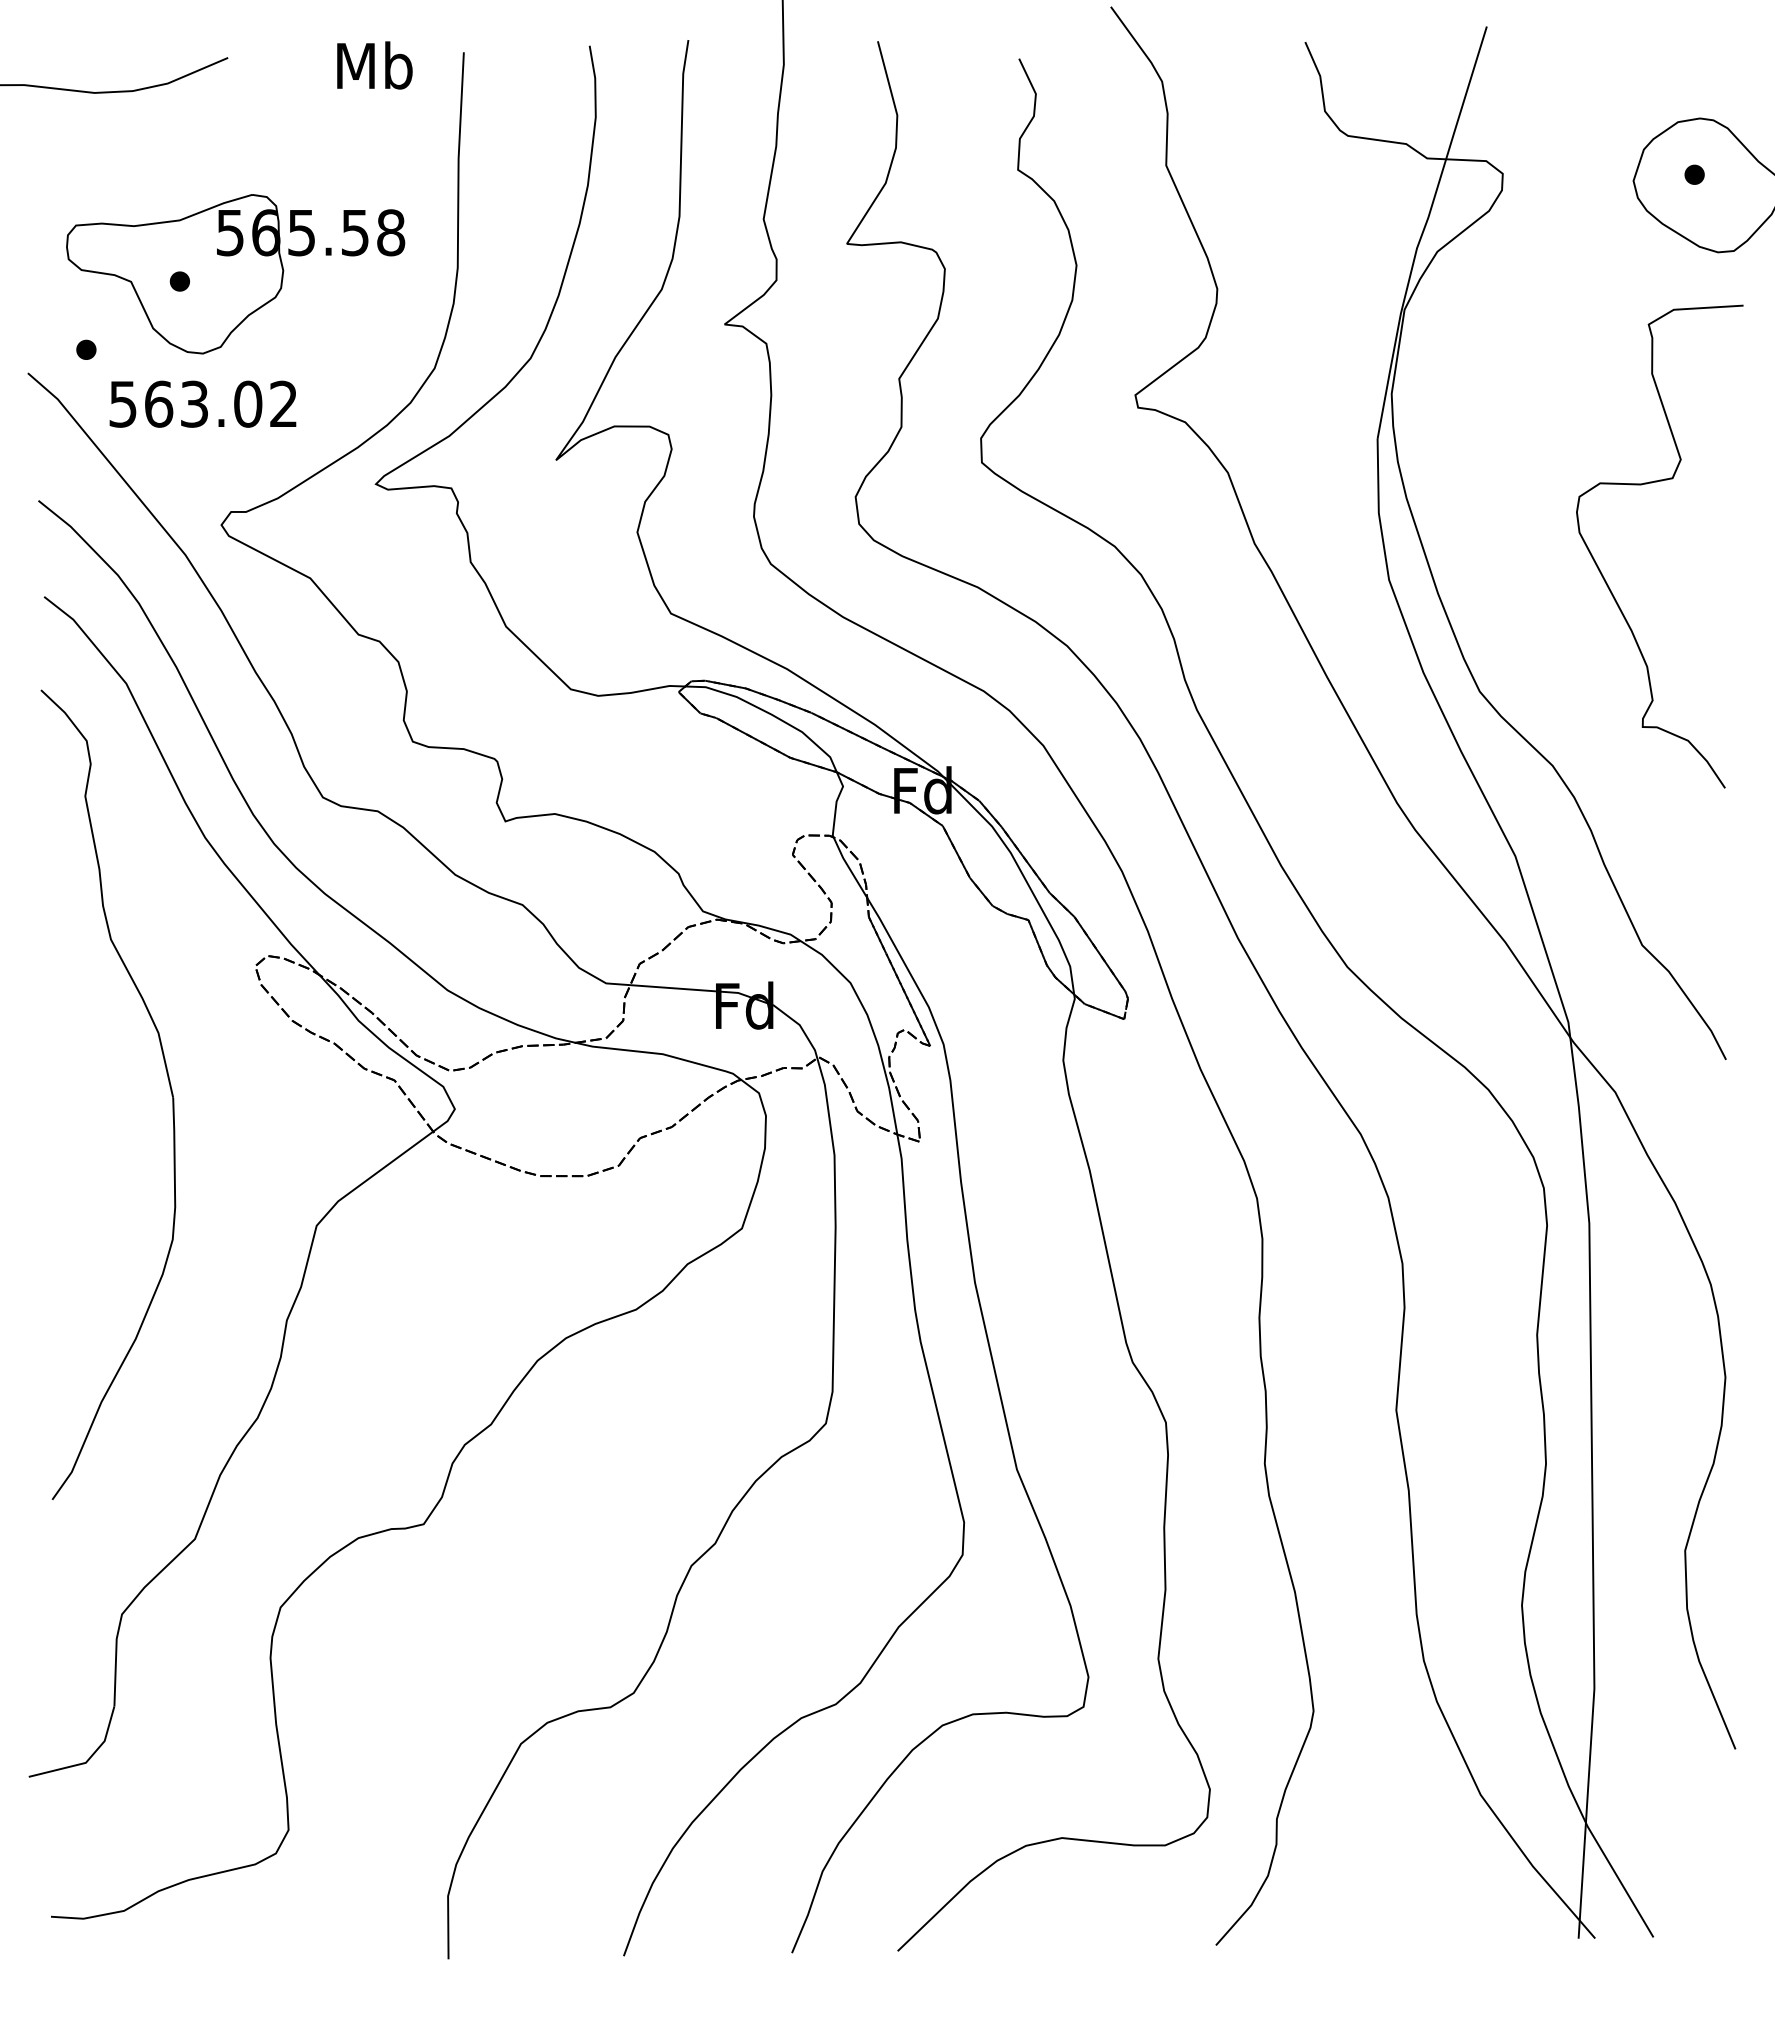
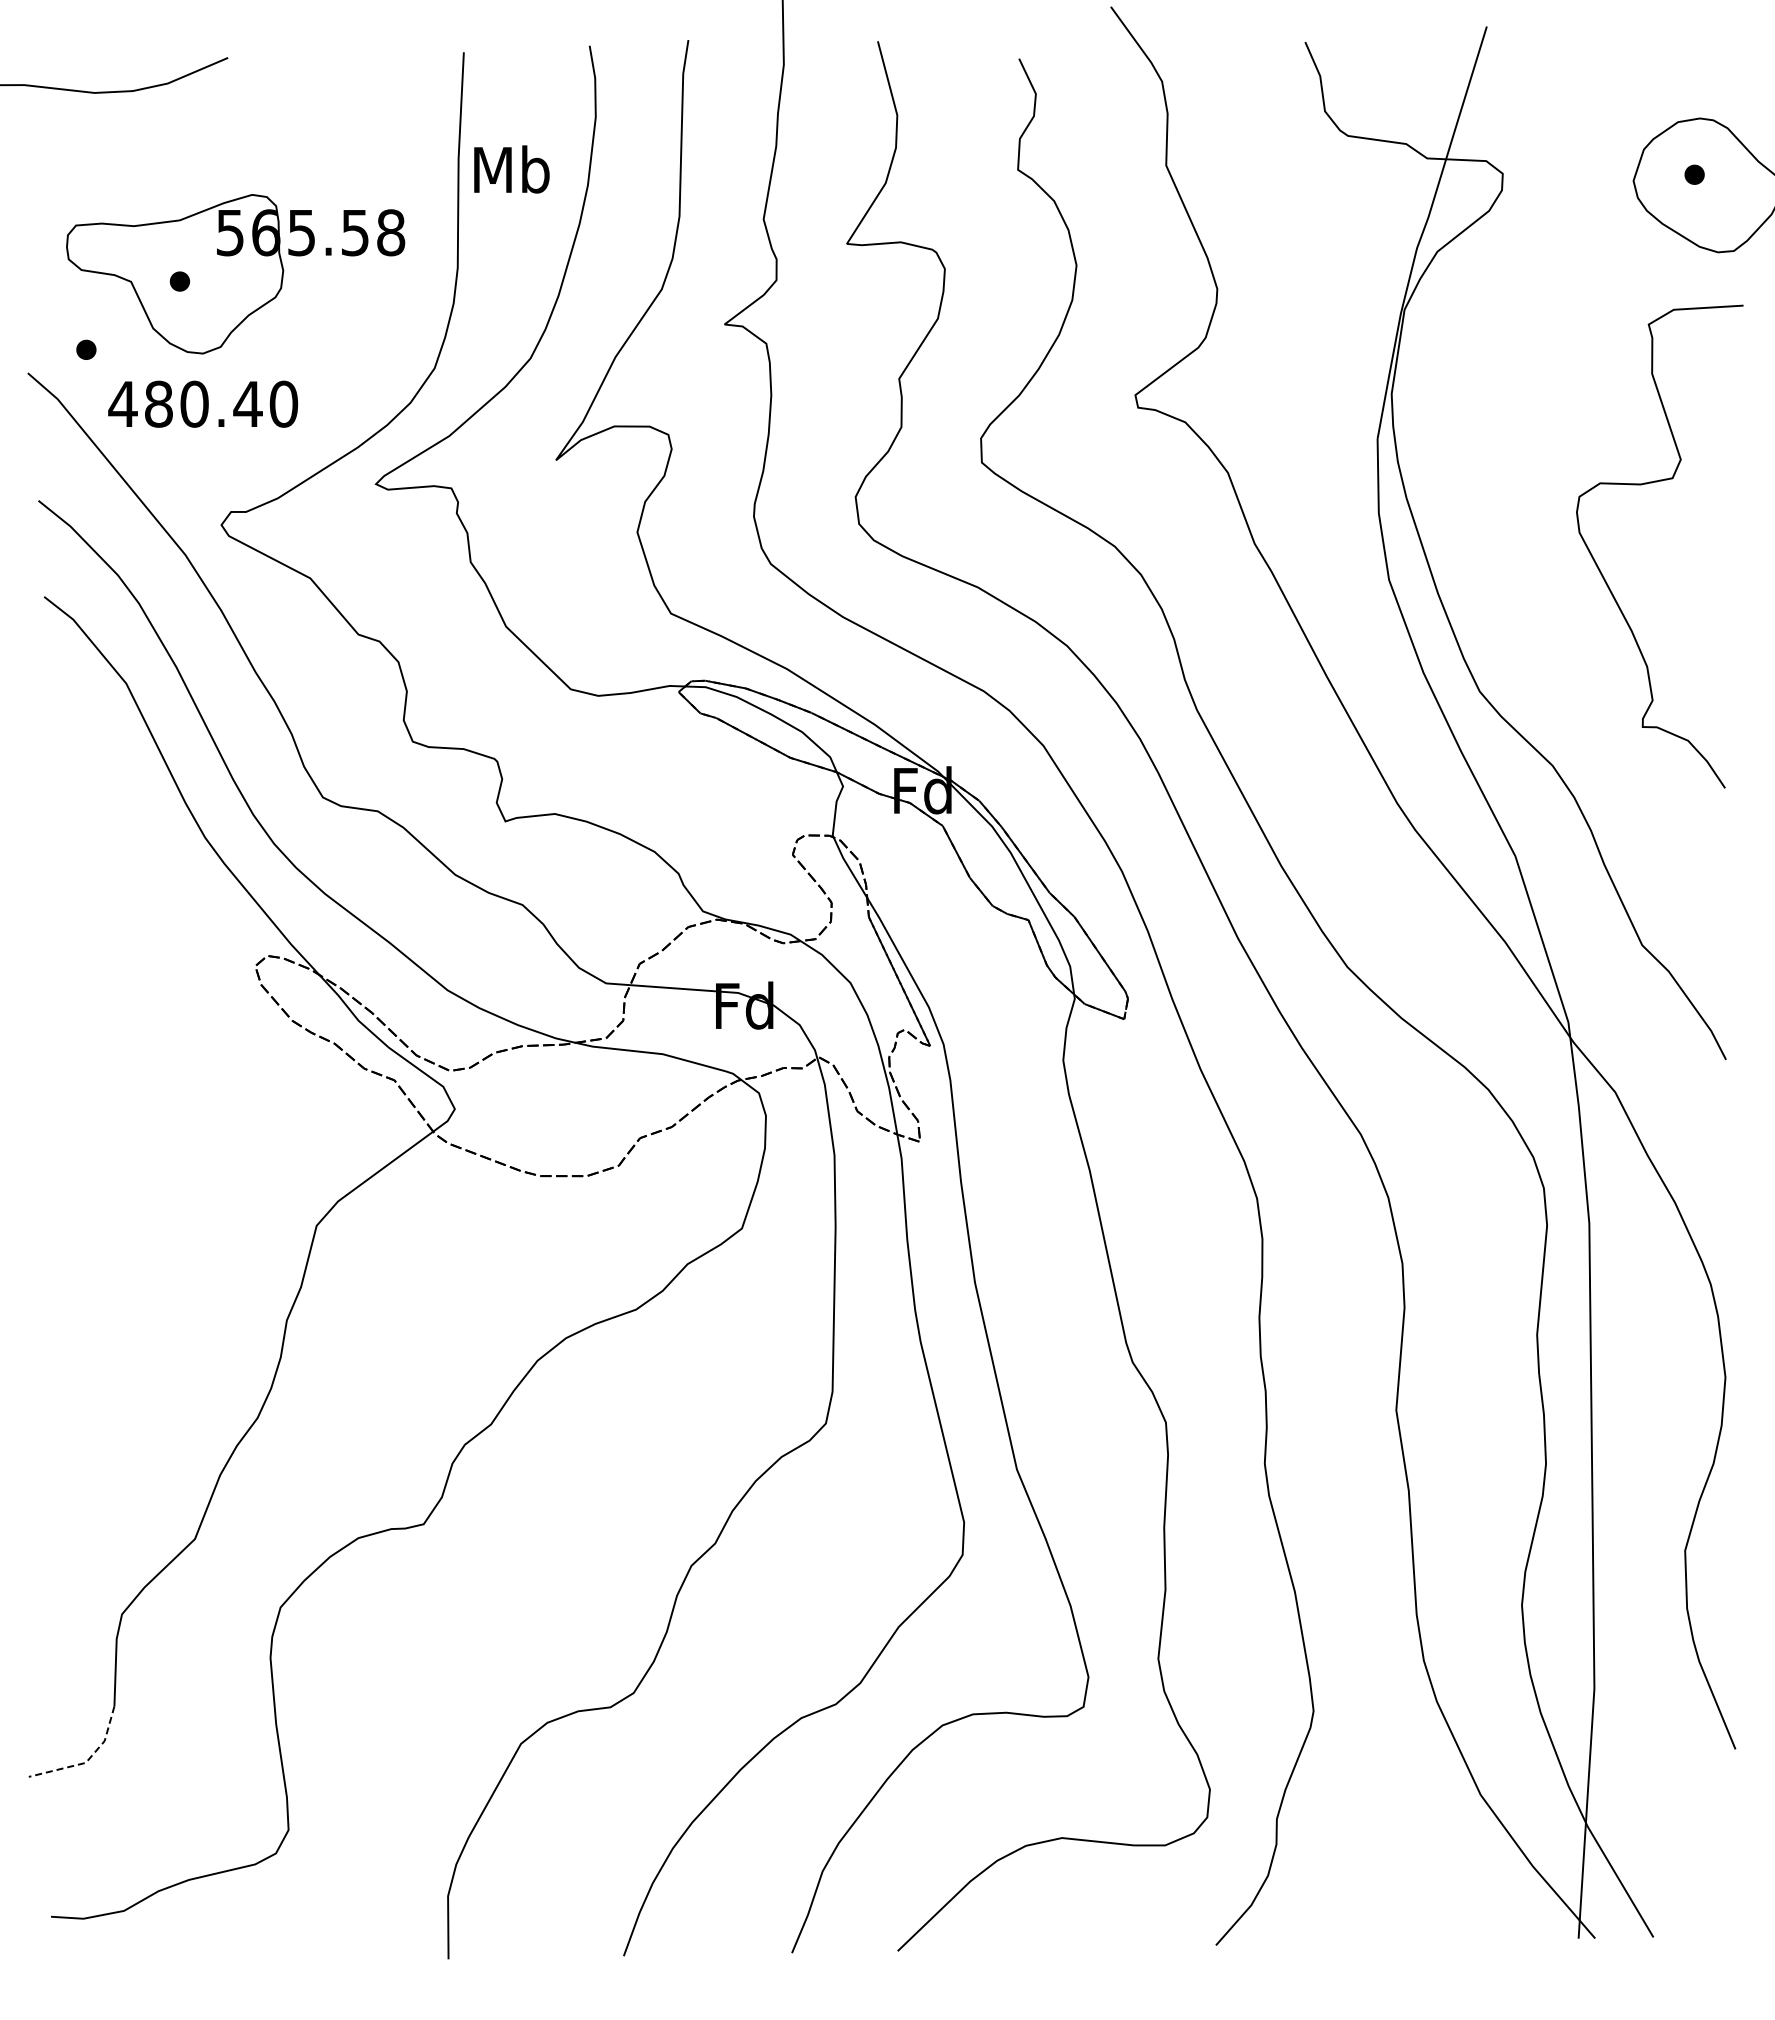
text position: (374, 65) -> (511, 169) (511, 169)
text: 563.02 -> 480.40 (203, 403)
part: present -> none (167, 1078)
line: solid -> dashed (87, 1760)
